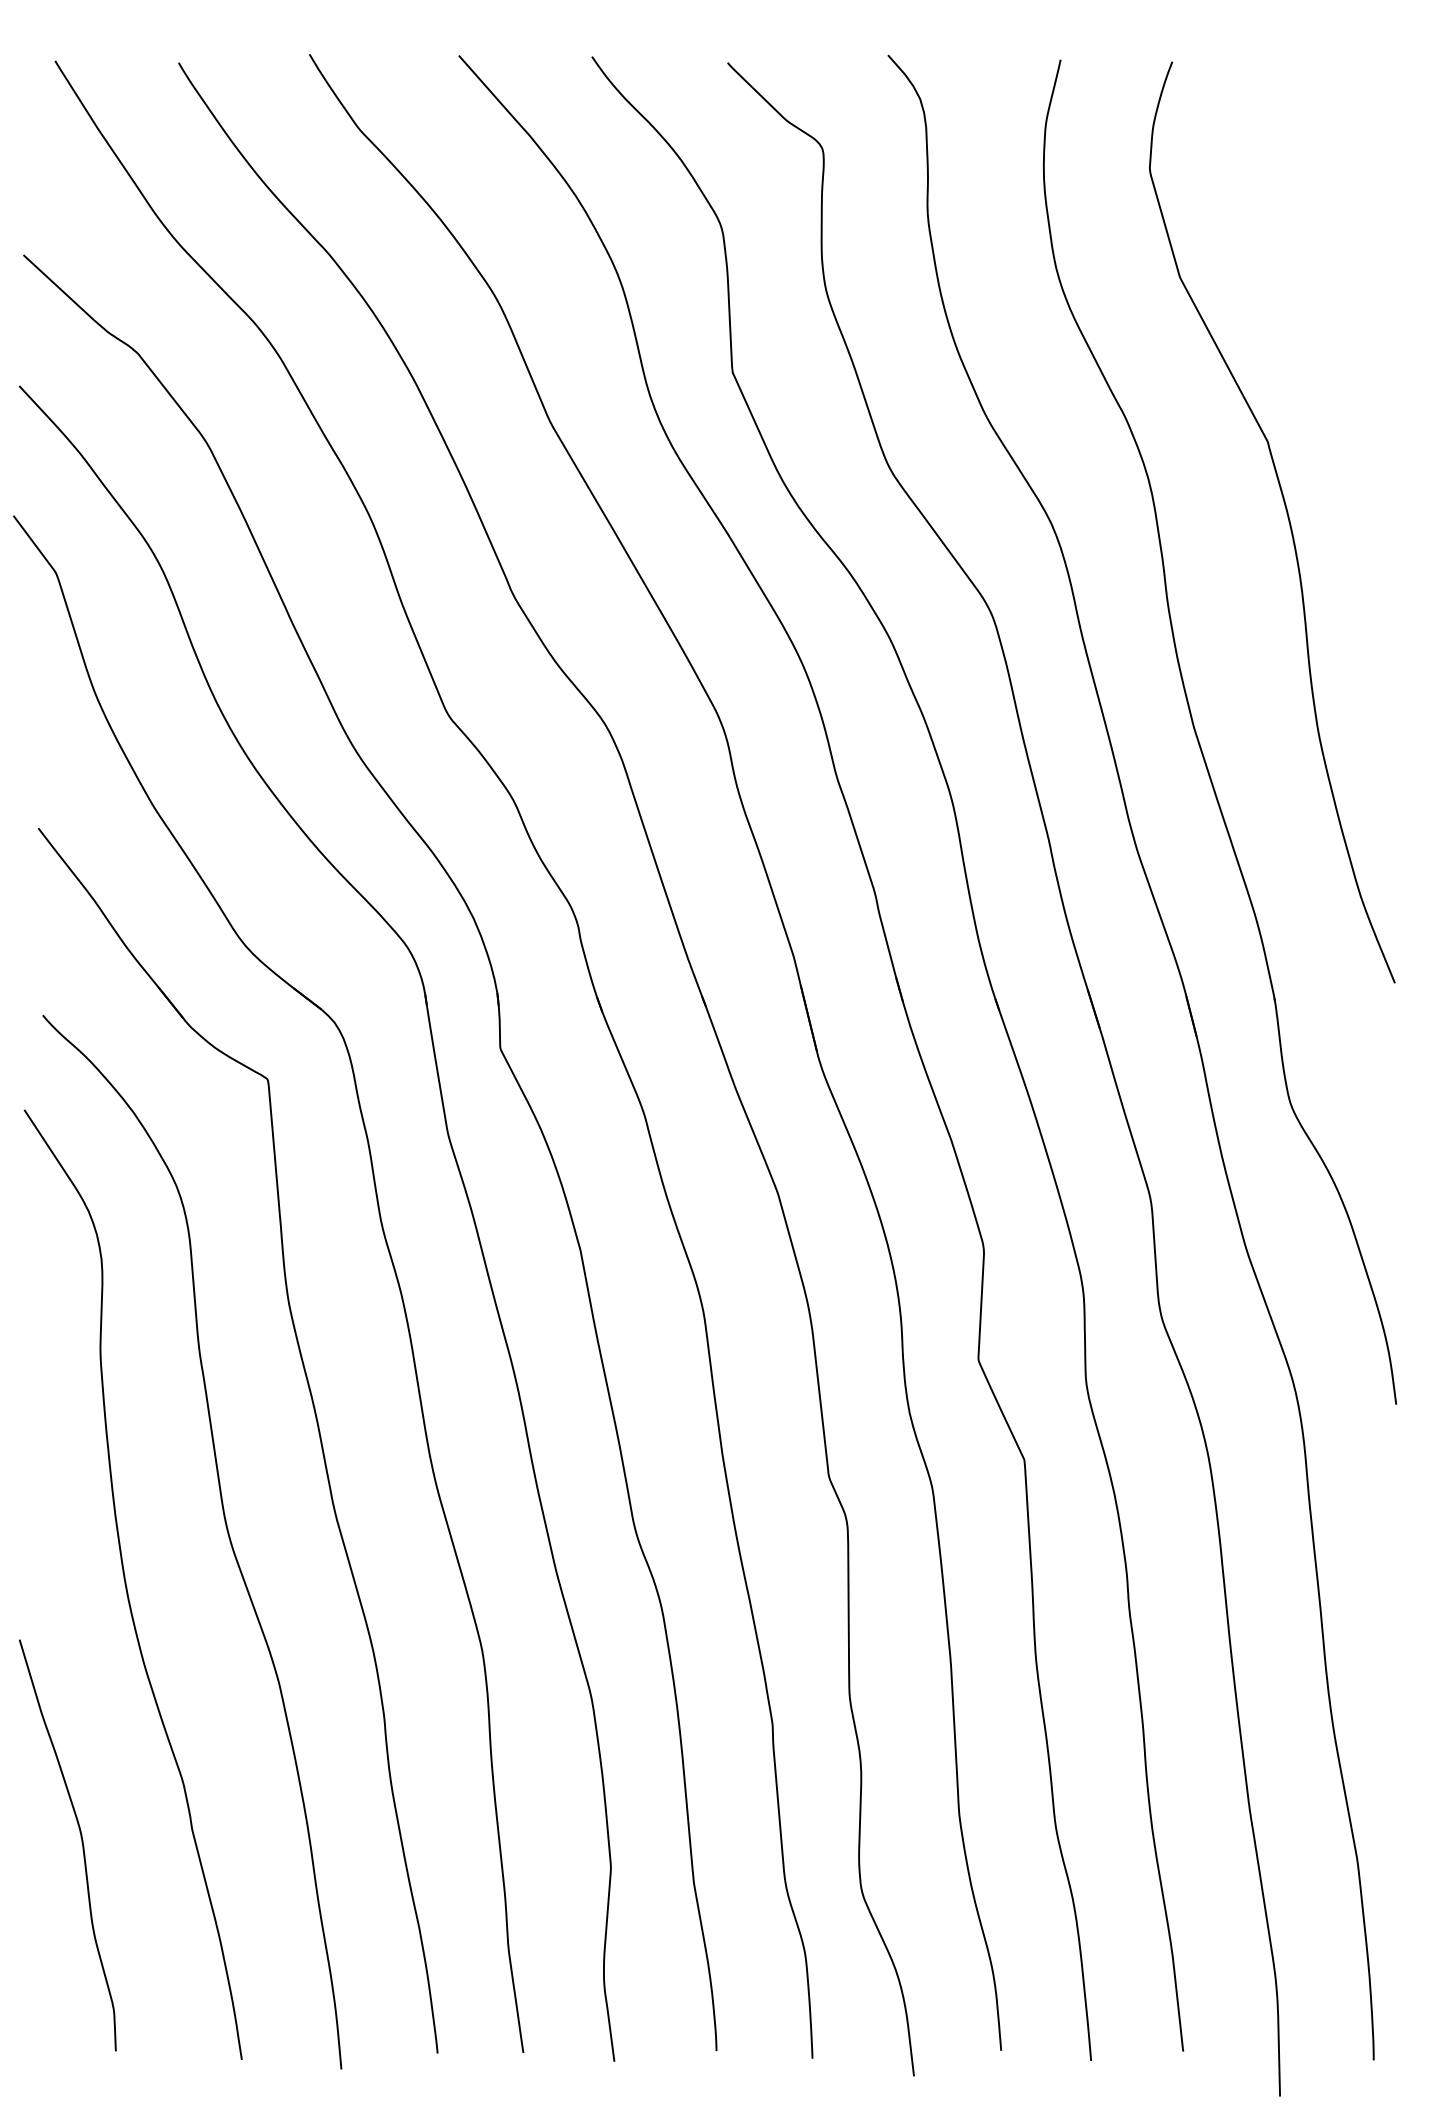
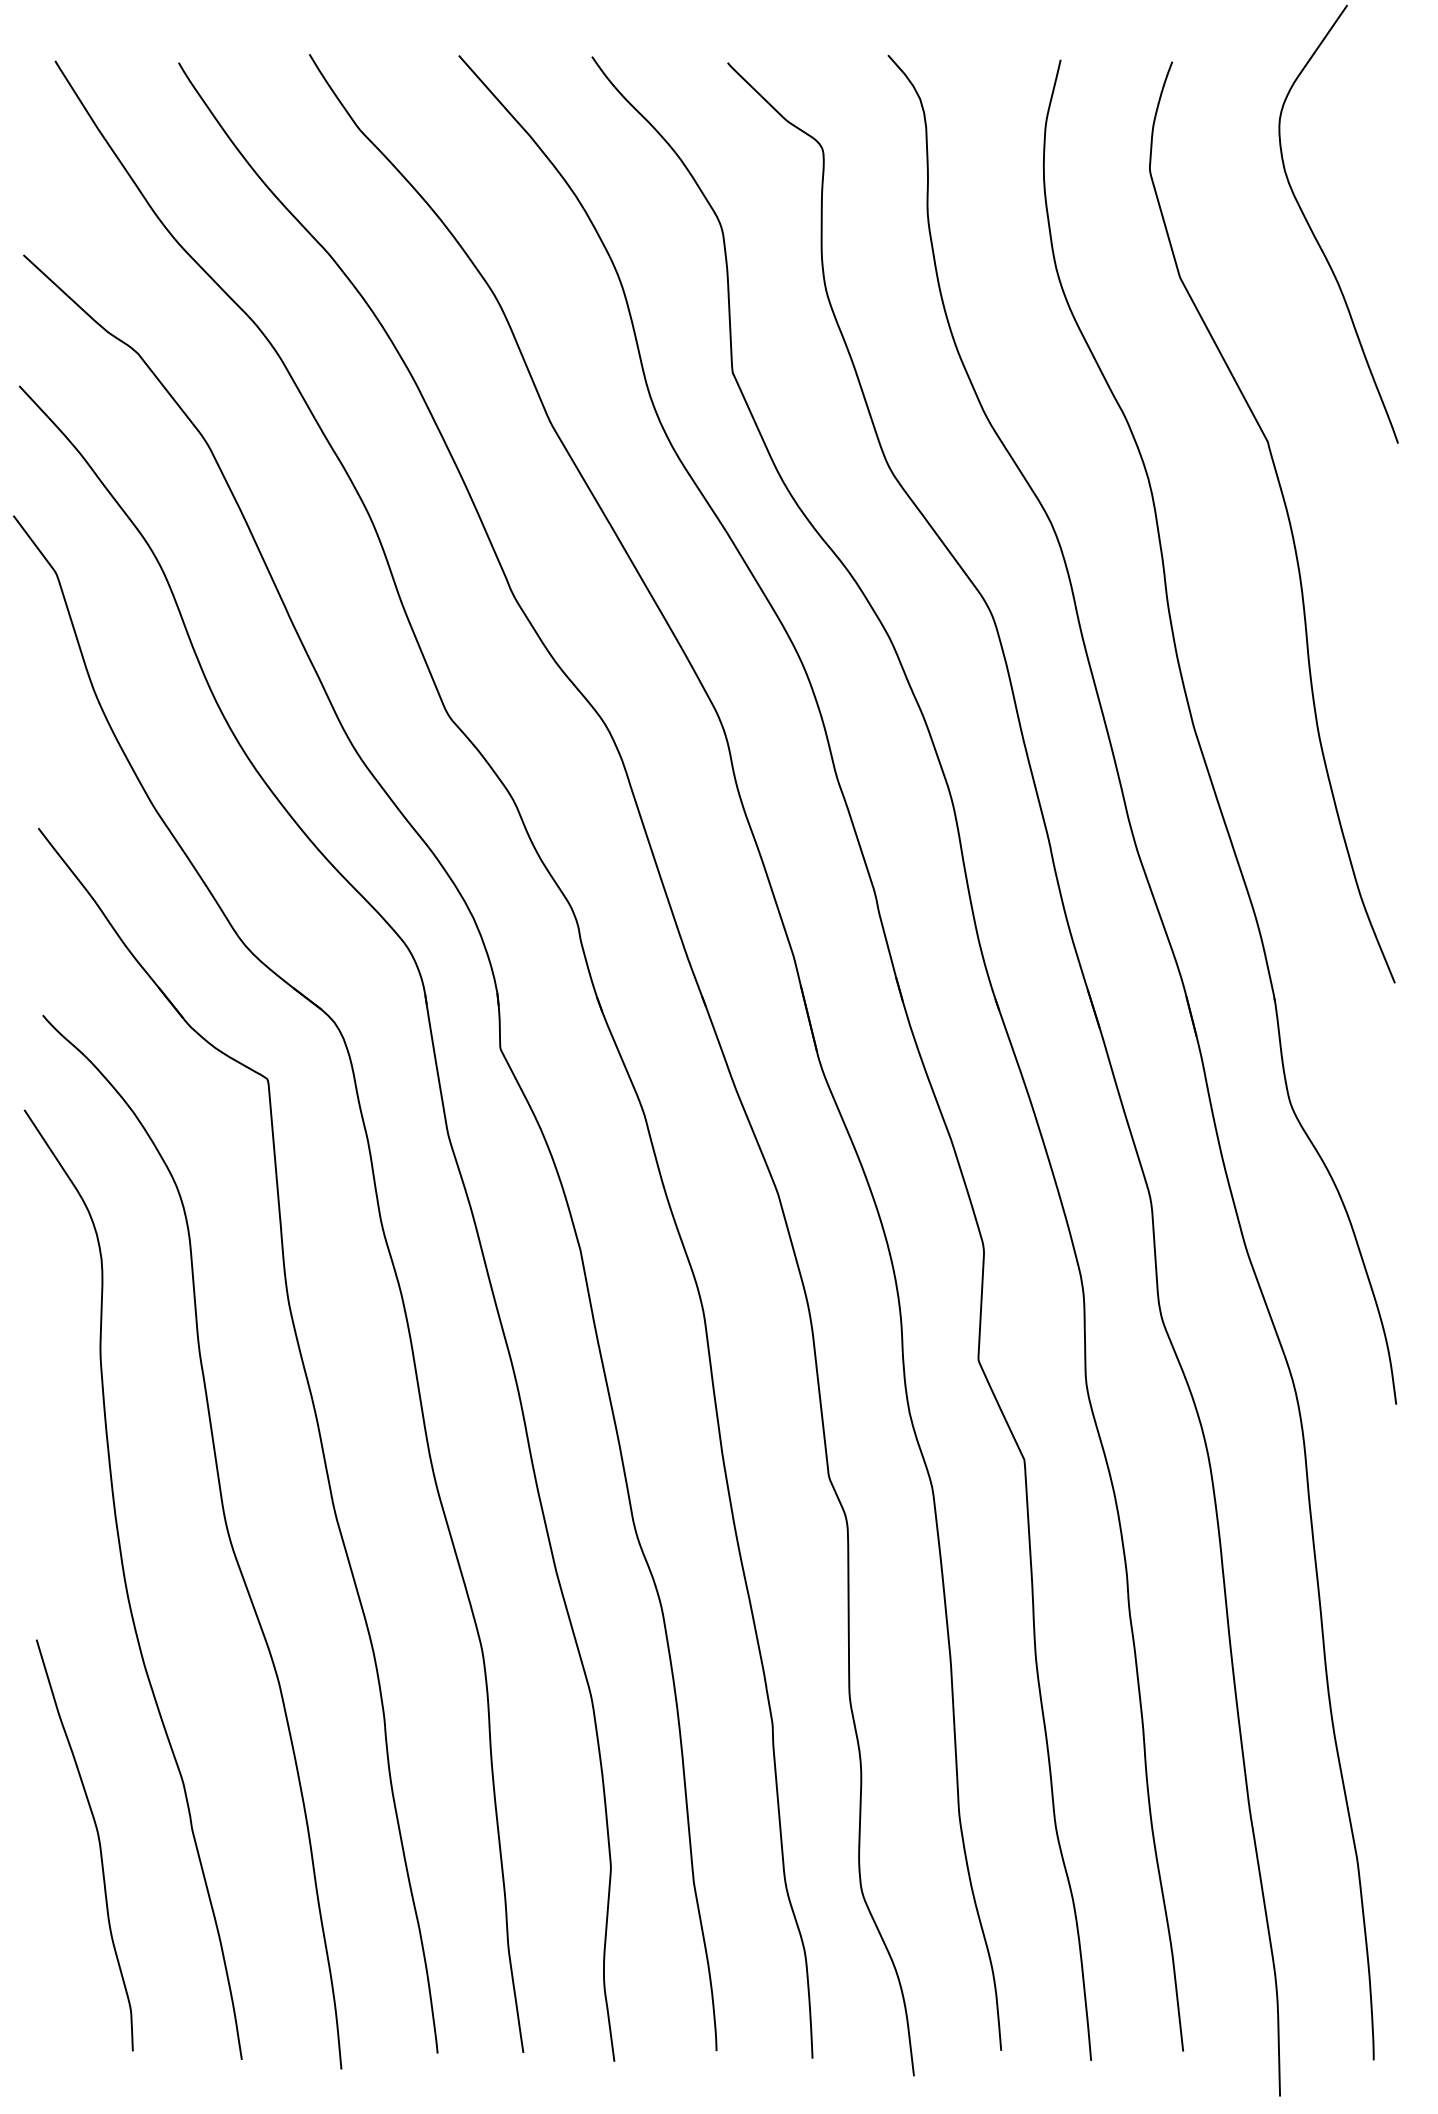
curve: none -> present (1315, 235)
curve position: (81, 1843) -> (98, 1843) (98, 1843)
